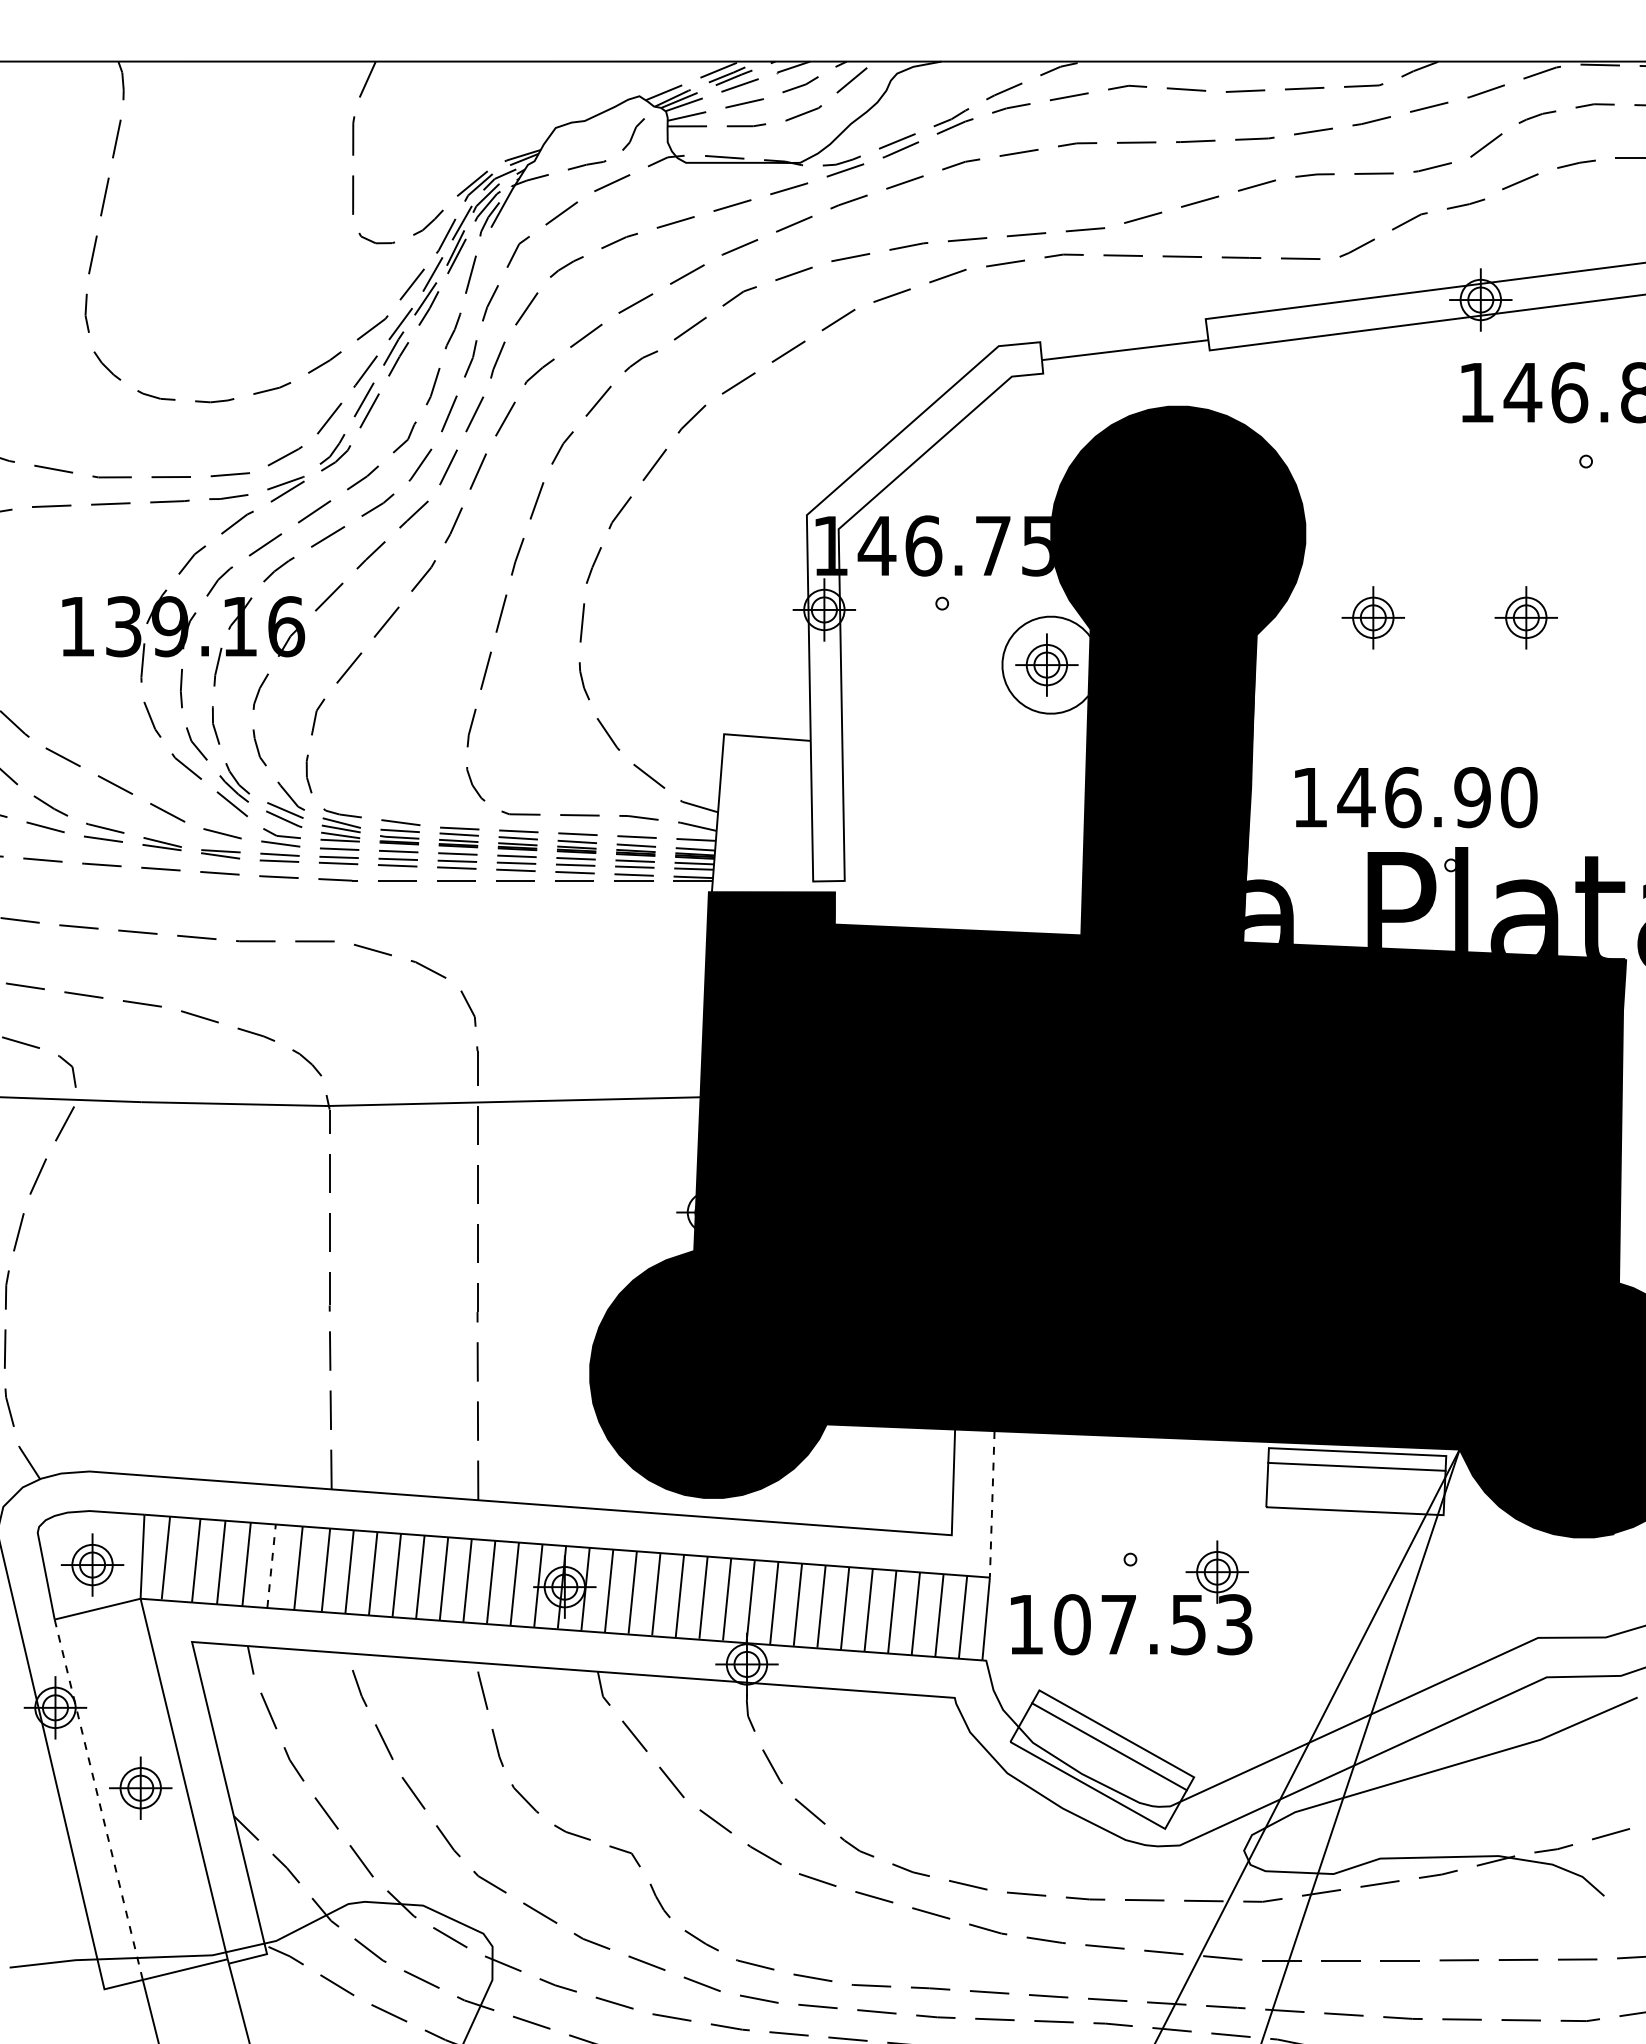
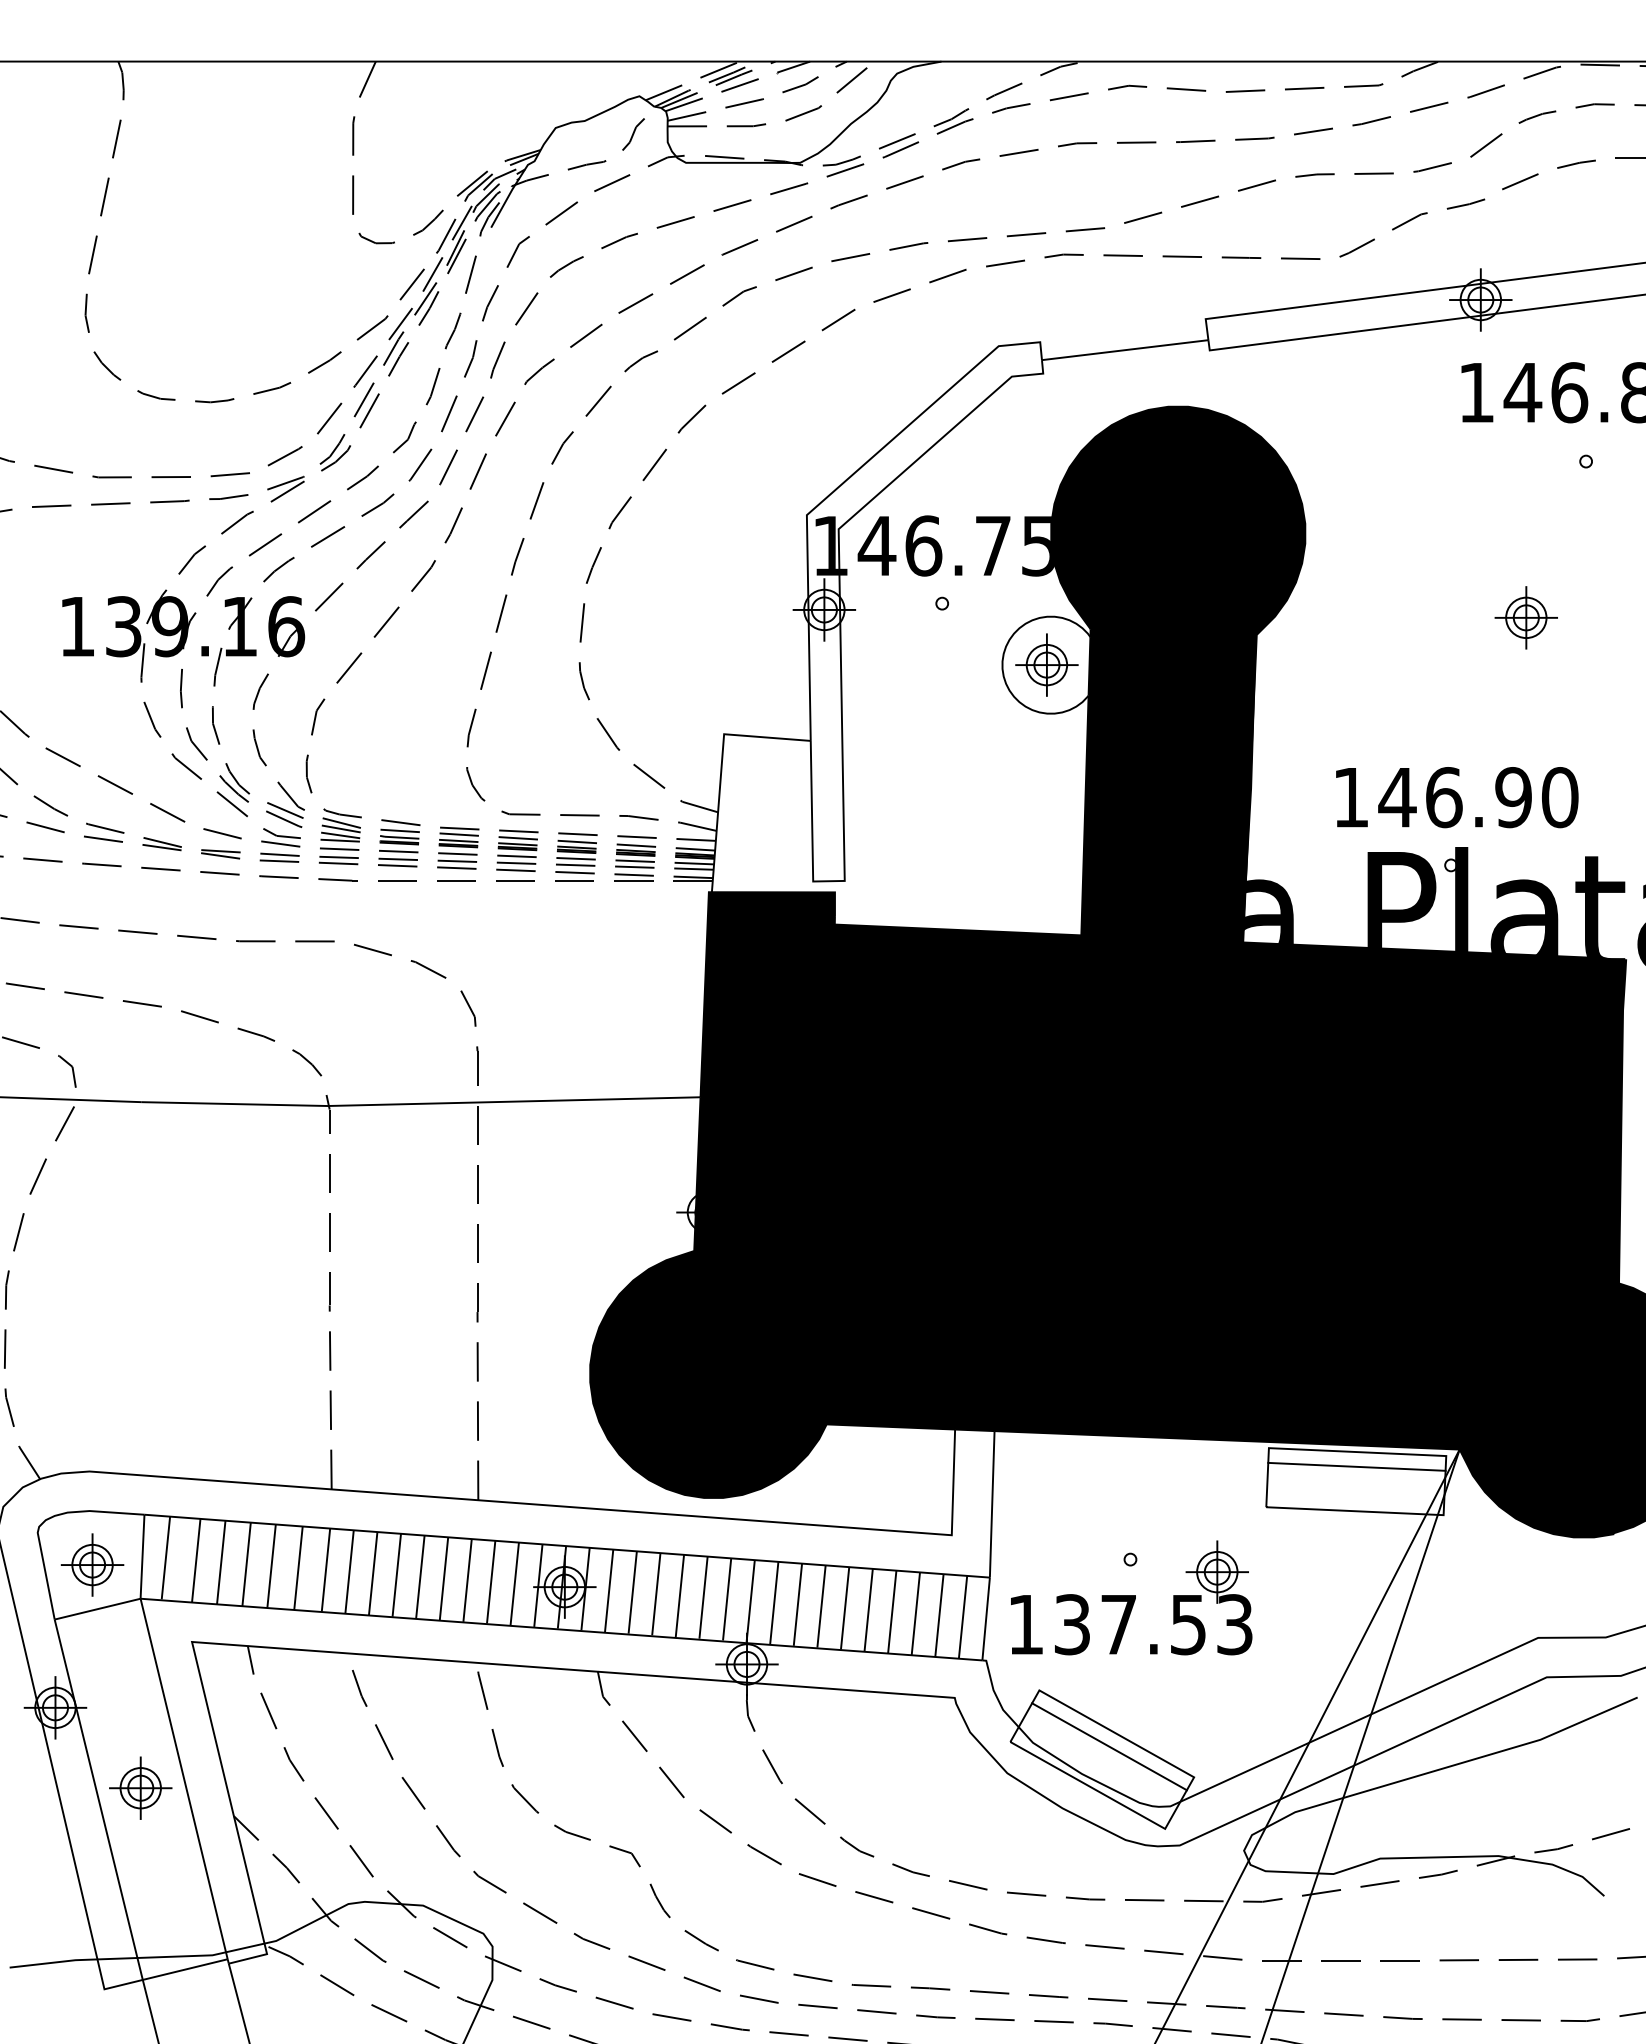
part: present -> none (1372, 617)
text position: (1416, 797) -> (1457, 797) (1457, 797)
line: dashed -> solid (992, 1504)
line: dashed -> solid (271, 1566)
text: 107.53 -> 137.53 (1072, 1624)
line: dashed -> solid (98, 1800)
